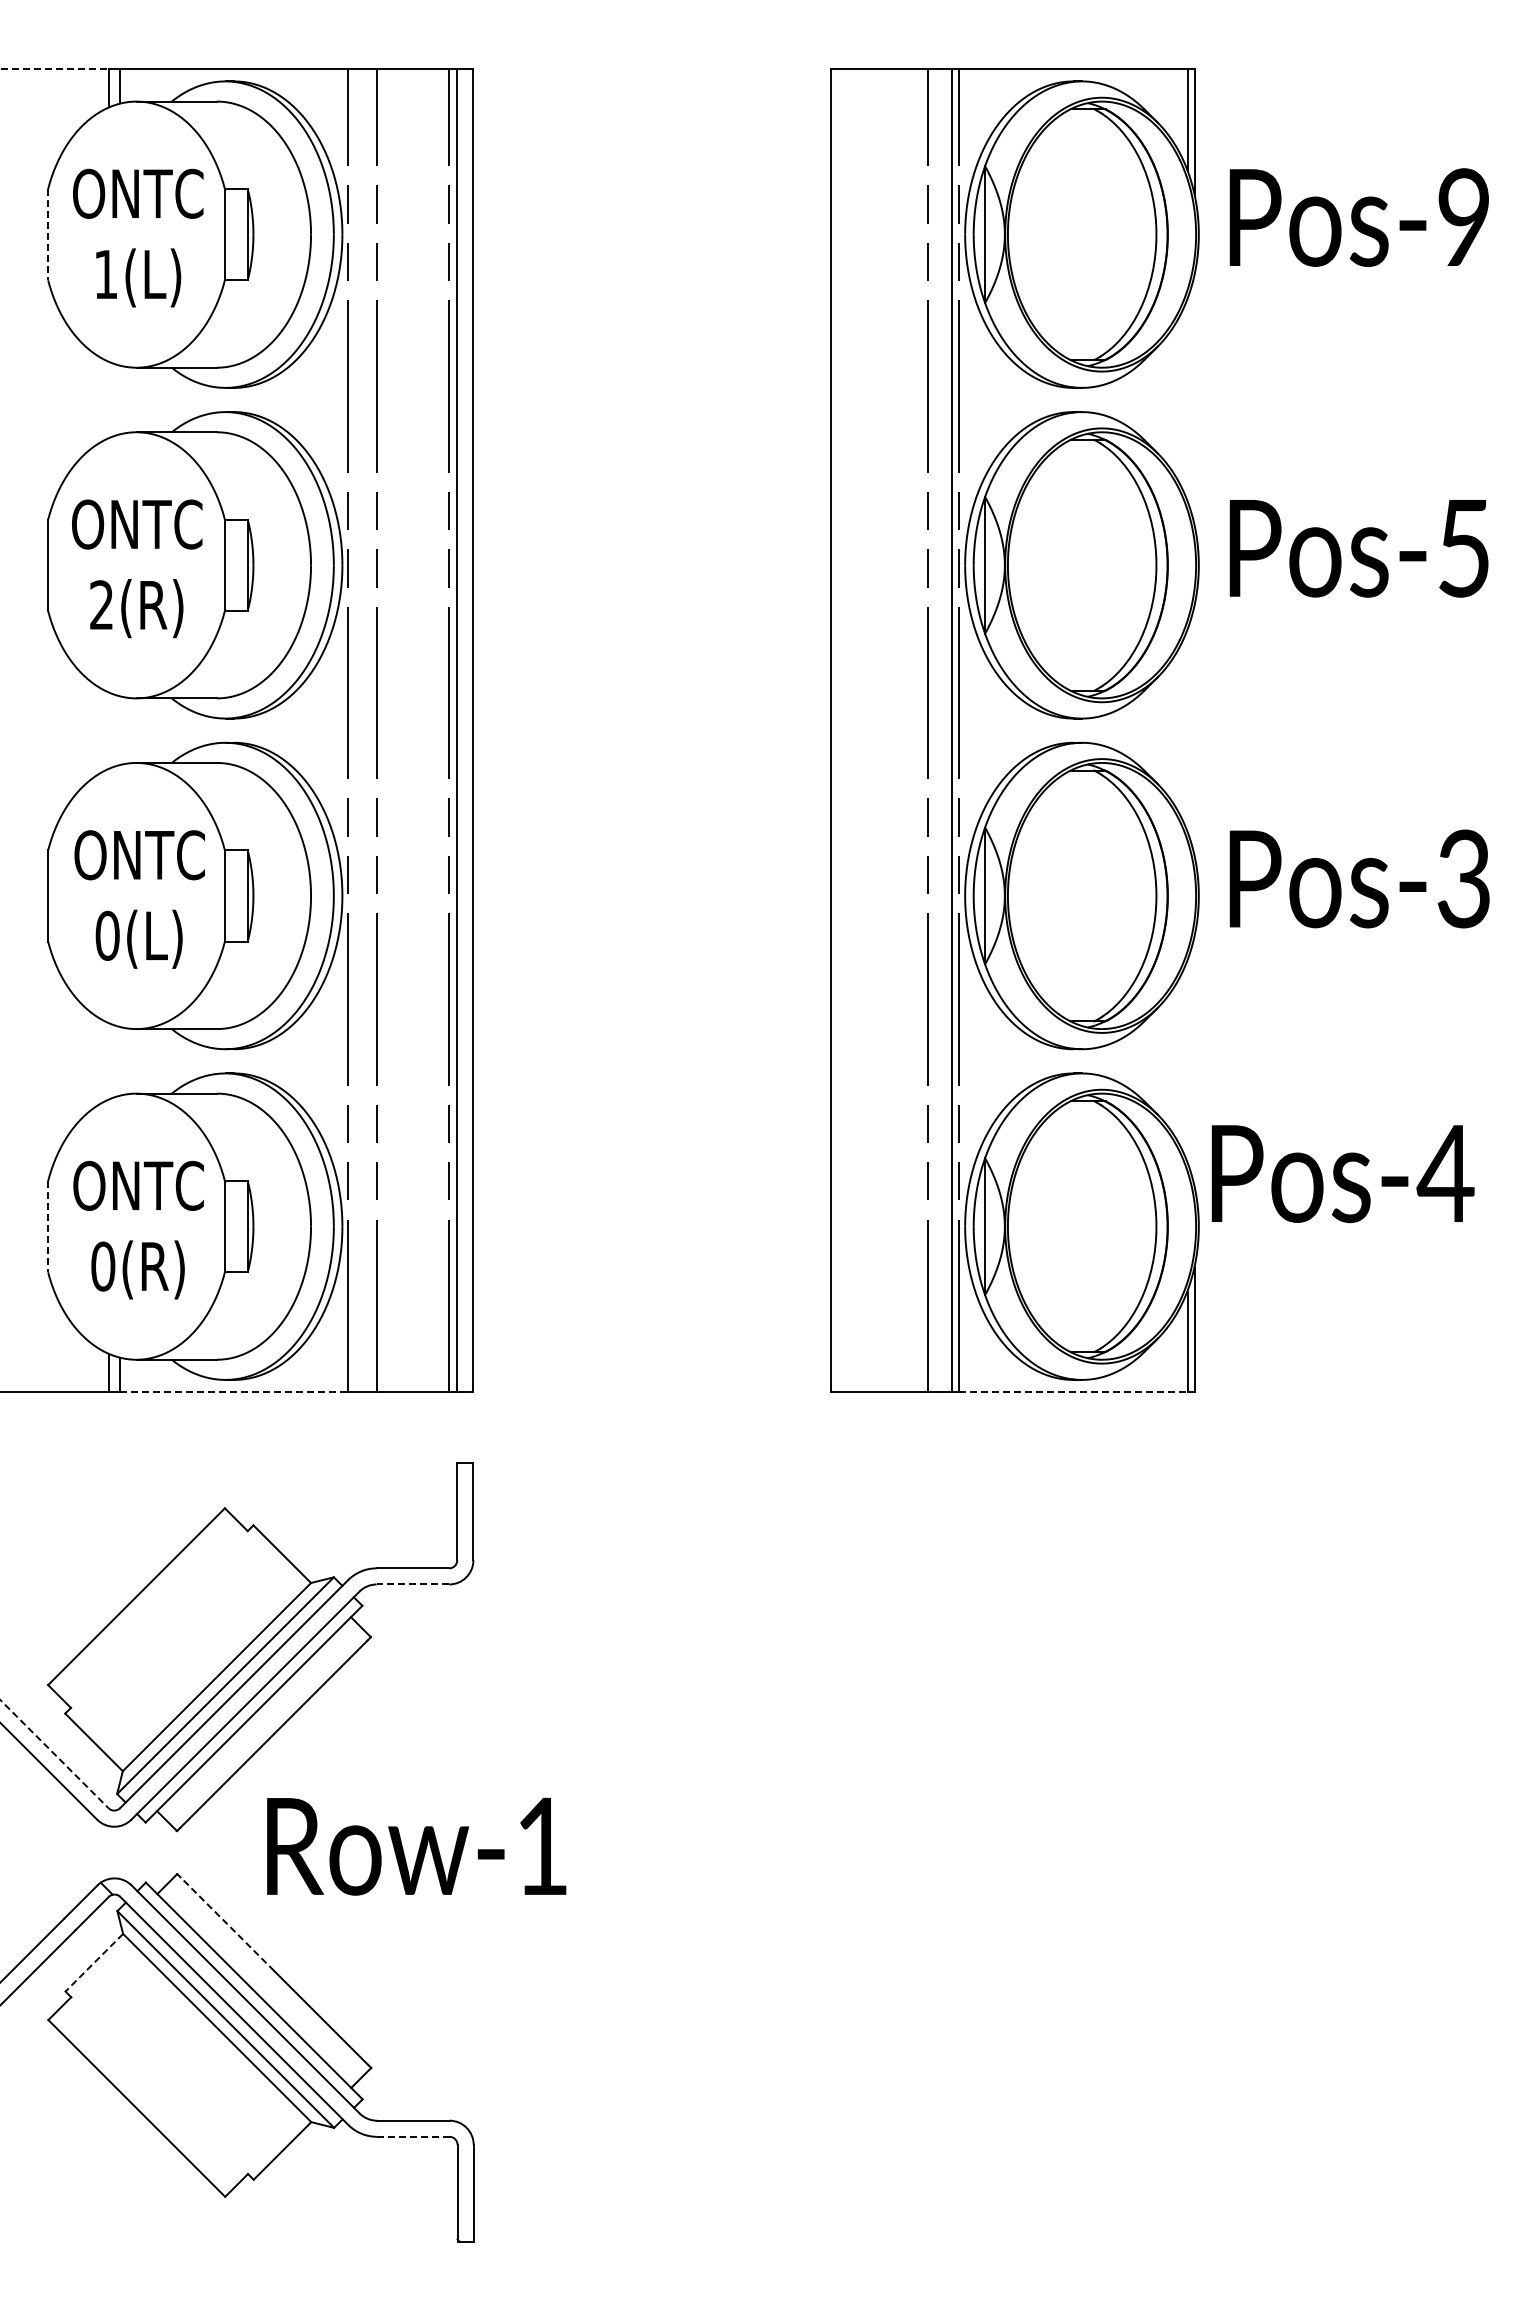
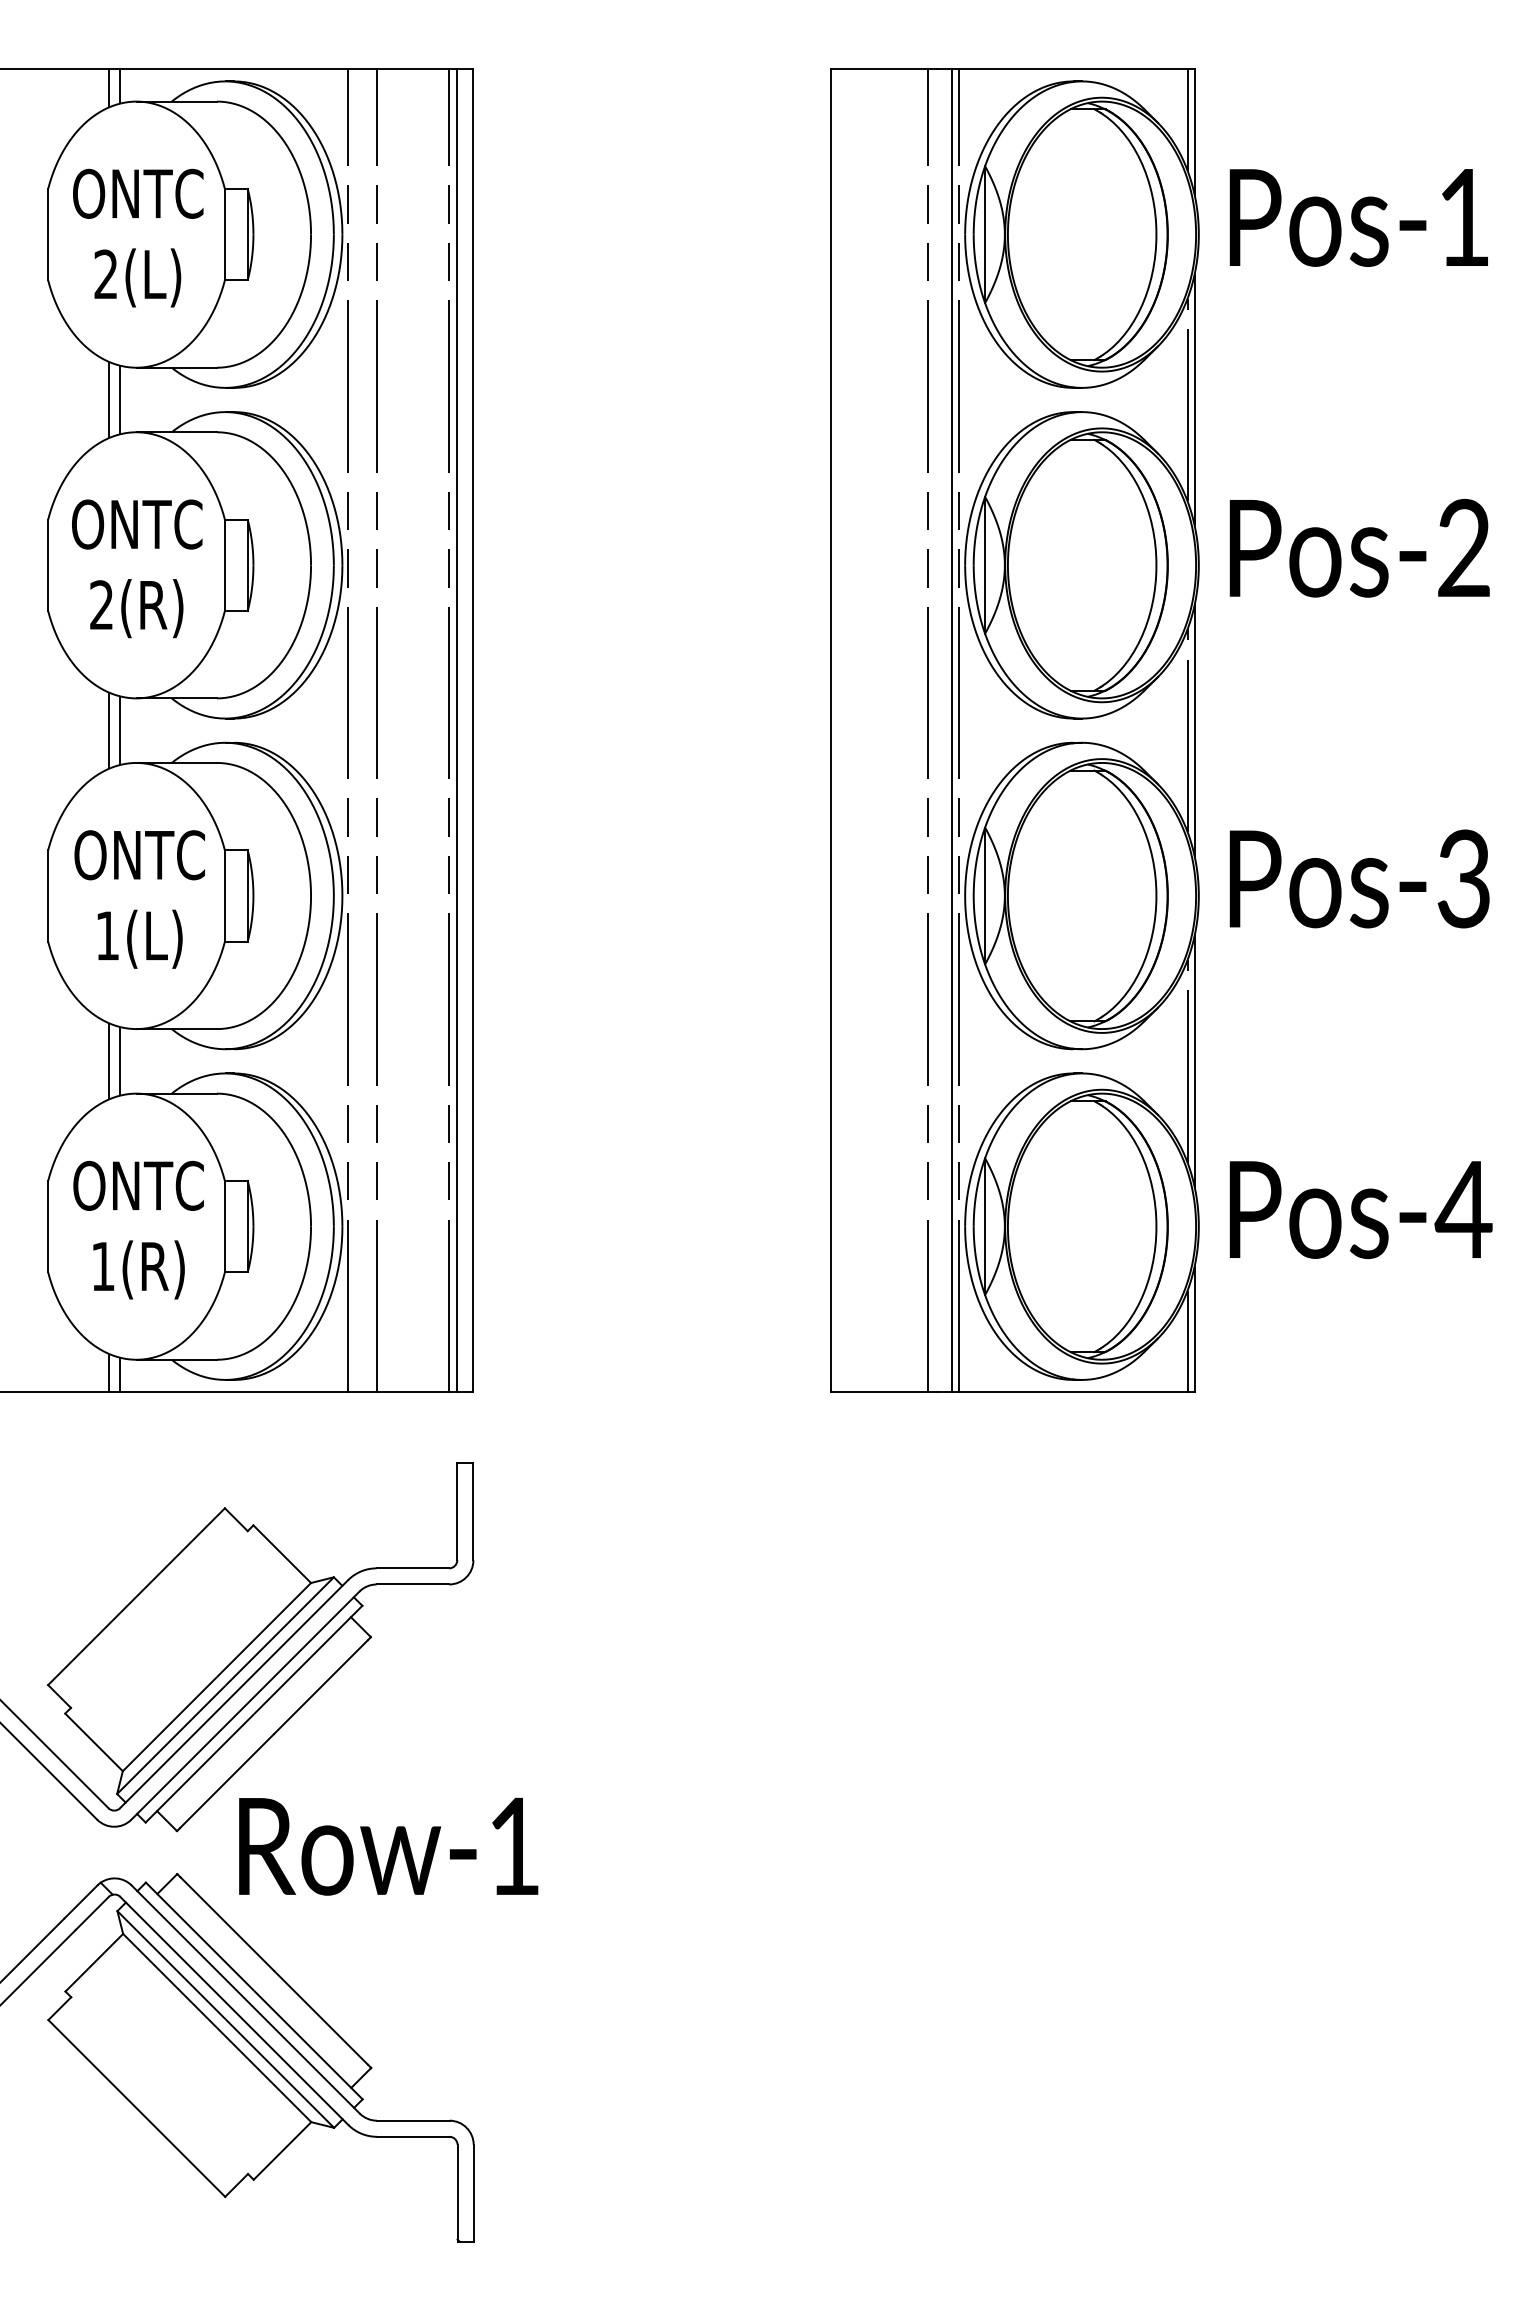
line: dashed -> solid (54, 69)
text: Pos-9 -> Pos-1 (1463, 216)
line: dashed -> solid (48, 234)
text: 1(L) -> 2(L) (105, 273)
line: none -> present (108, 399)
line: none -> present (120, 399)
line: none -> present (1187, 399)
line: none -> present (1194, 399)
text: Pos-5 -> Pos-2 (1463, 547)
line: none -> present (108, 730)
line: none -> present (120, 730)
line: none -> present (1187, 730)
line: none -> present (1194, 730)
text: 0(L) -> 1(L) (107, 935)
line: none -> present (1194, 1060)
line: none -> present (108, 1061)
line: none -> present (120, 1061)
line: none -> present (1187, 1061)
text position: (1342, 1174) -> (1360, 1210) (1360, 1210)
line: dashed -> solid (48, 1226)
text: 0(R) -> 1(R) (103, 1266)
line: dashed -> solid (234, 1392)
line: dashed -> solid (1074, 1392)
line: dashed -> solid (412, 1584)
line: dashed -> solid (54, 1754)
text position: (416, 1846) -> (388, 1846) (388, 1846)
line: dashed -> solid (227, 1923)
line: dashed -> solid (94, 1962)
line: dashed -> solid (413, 2136)
